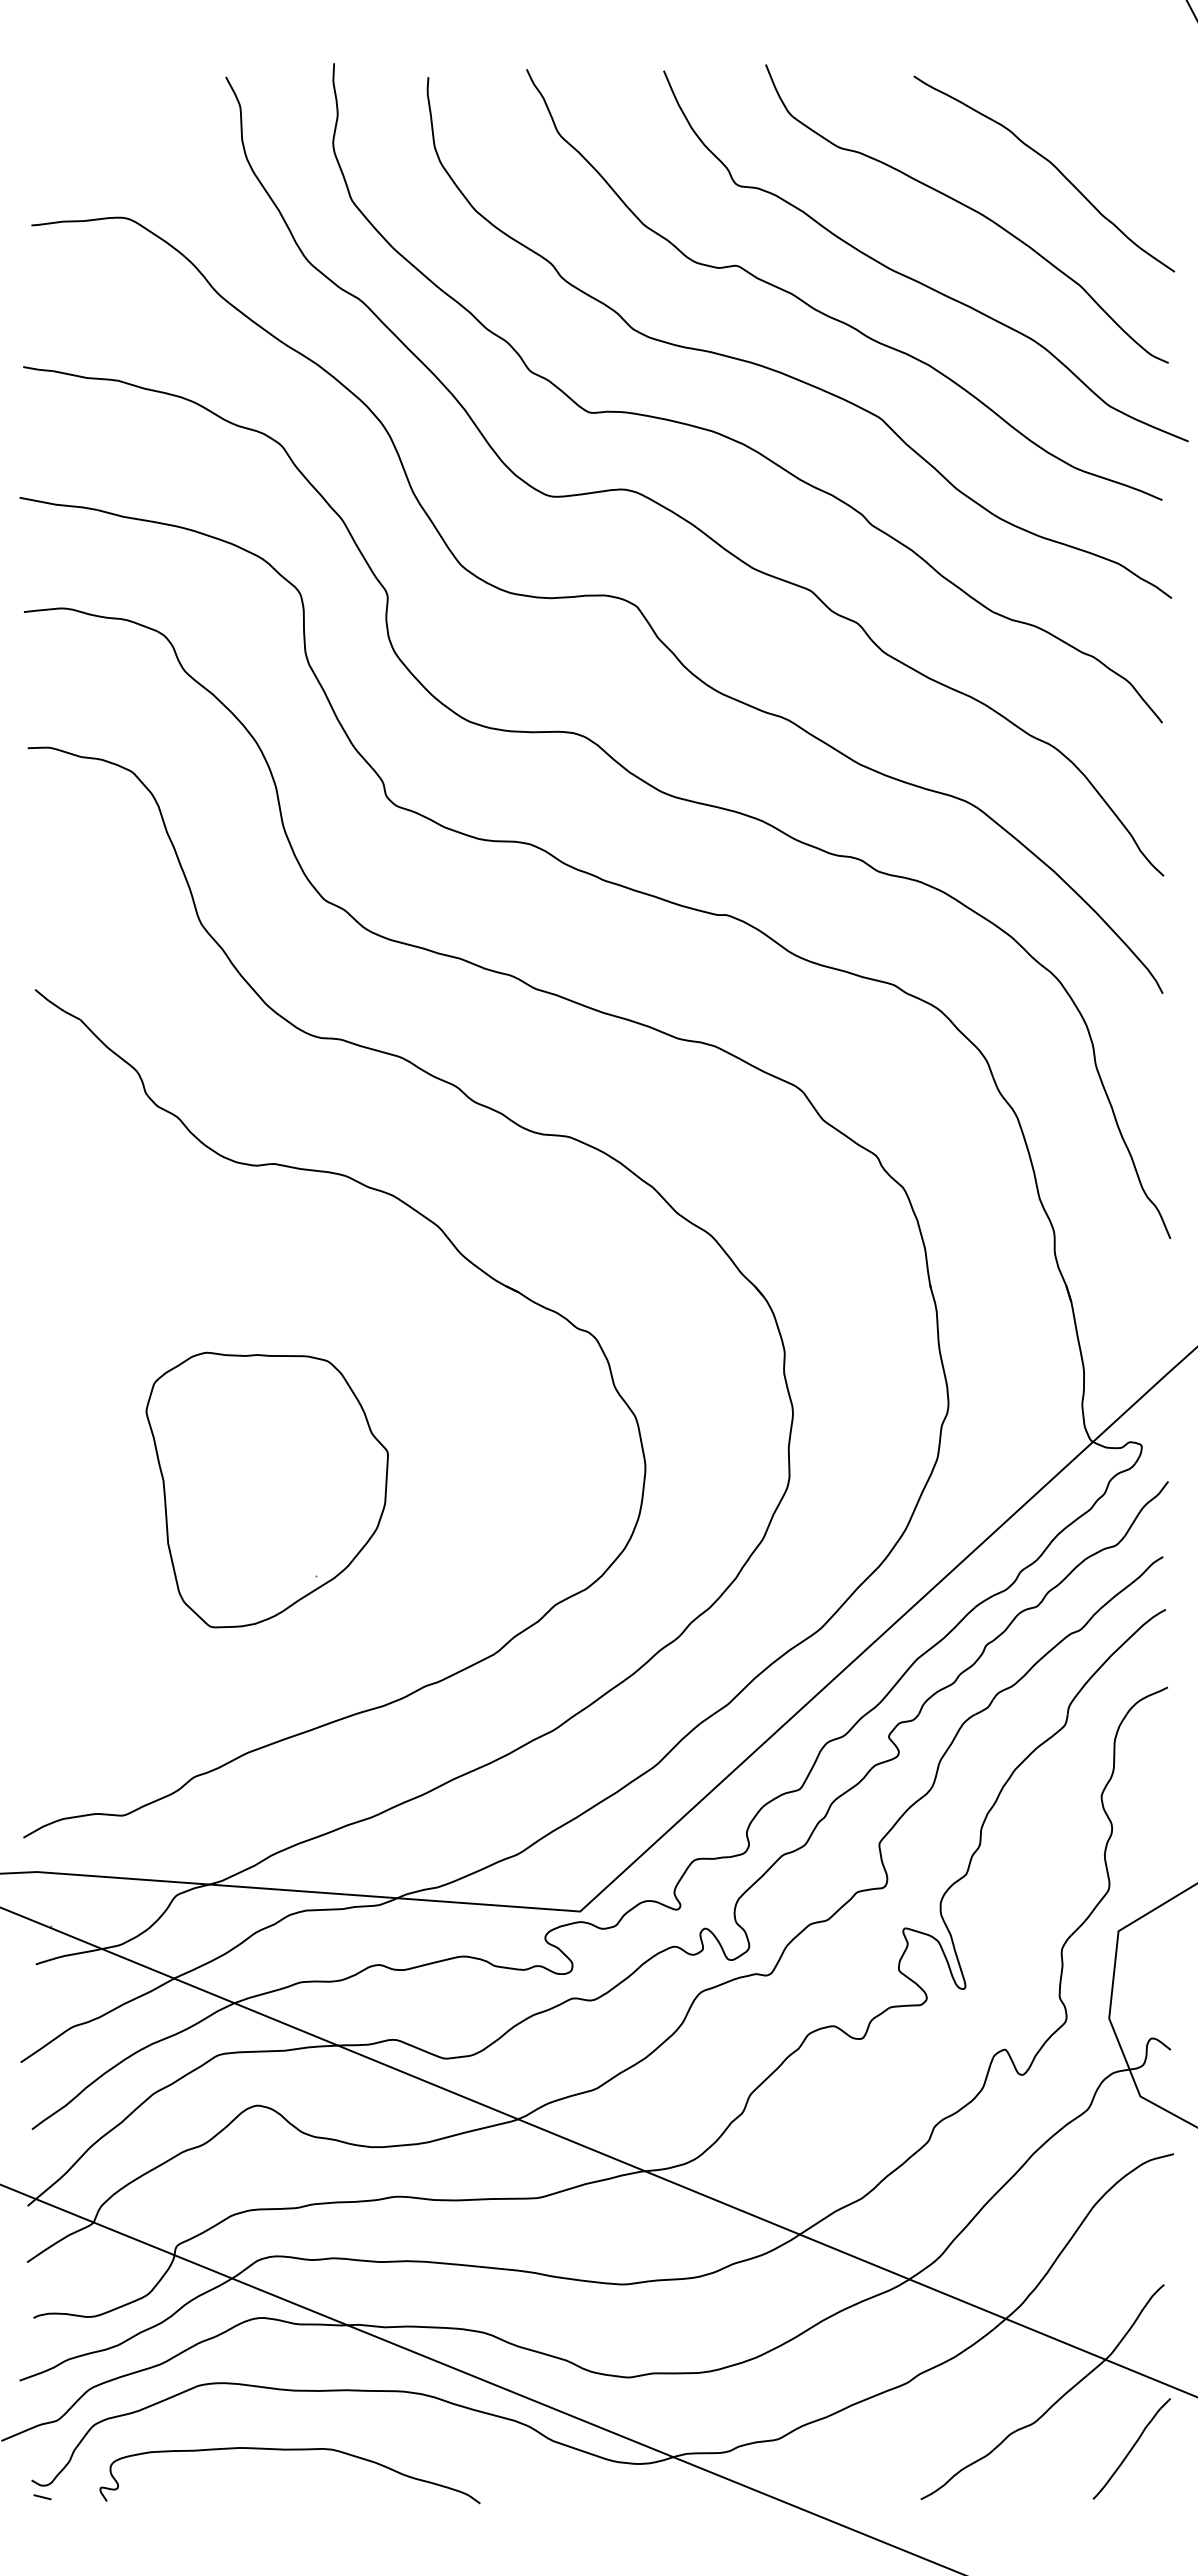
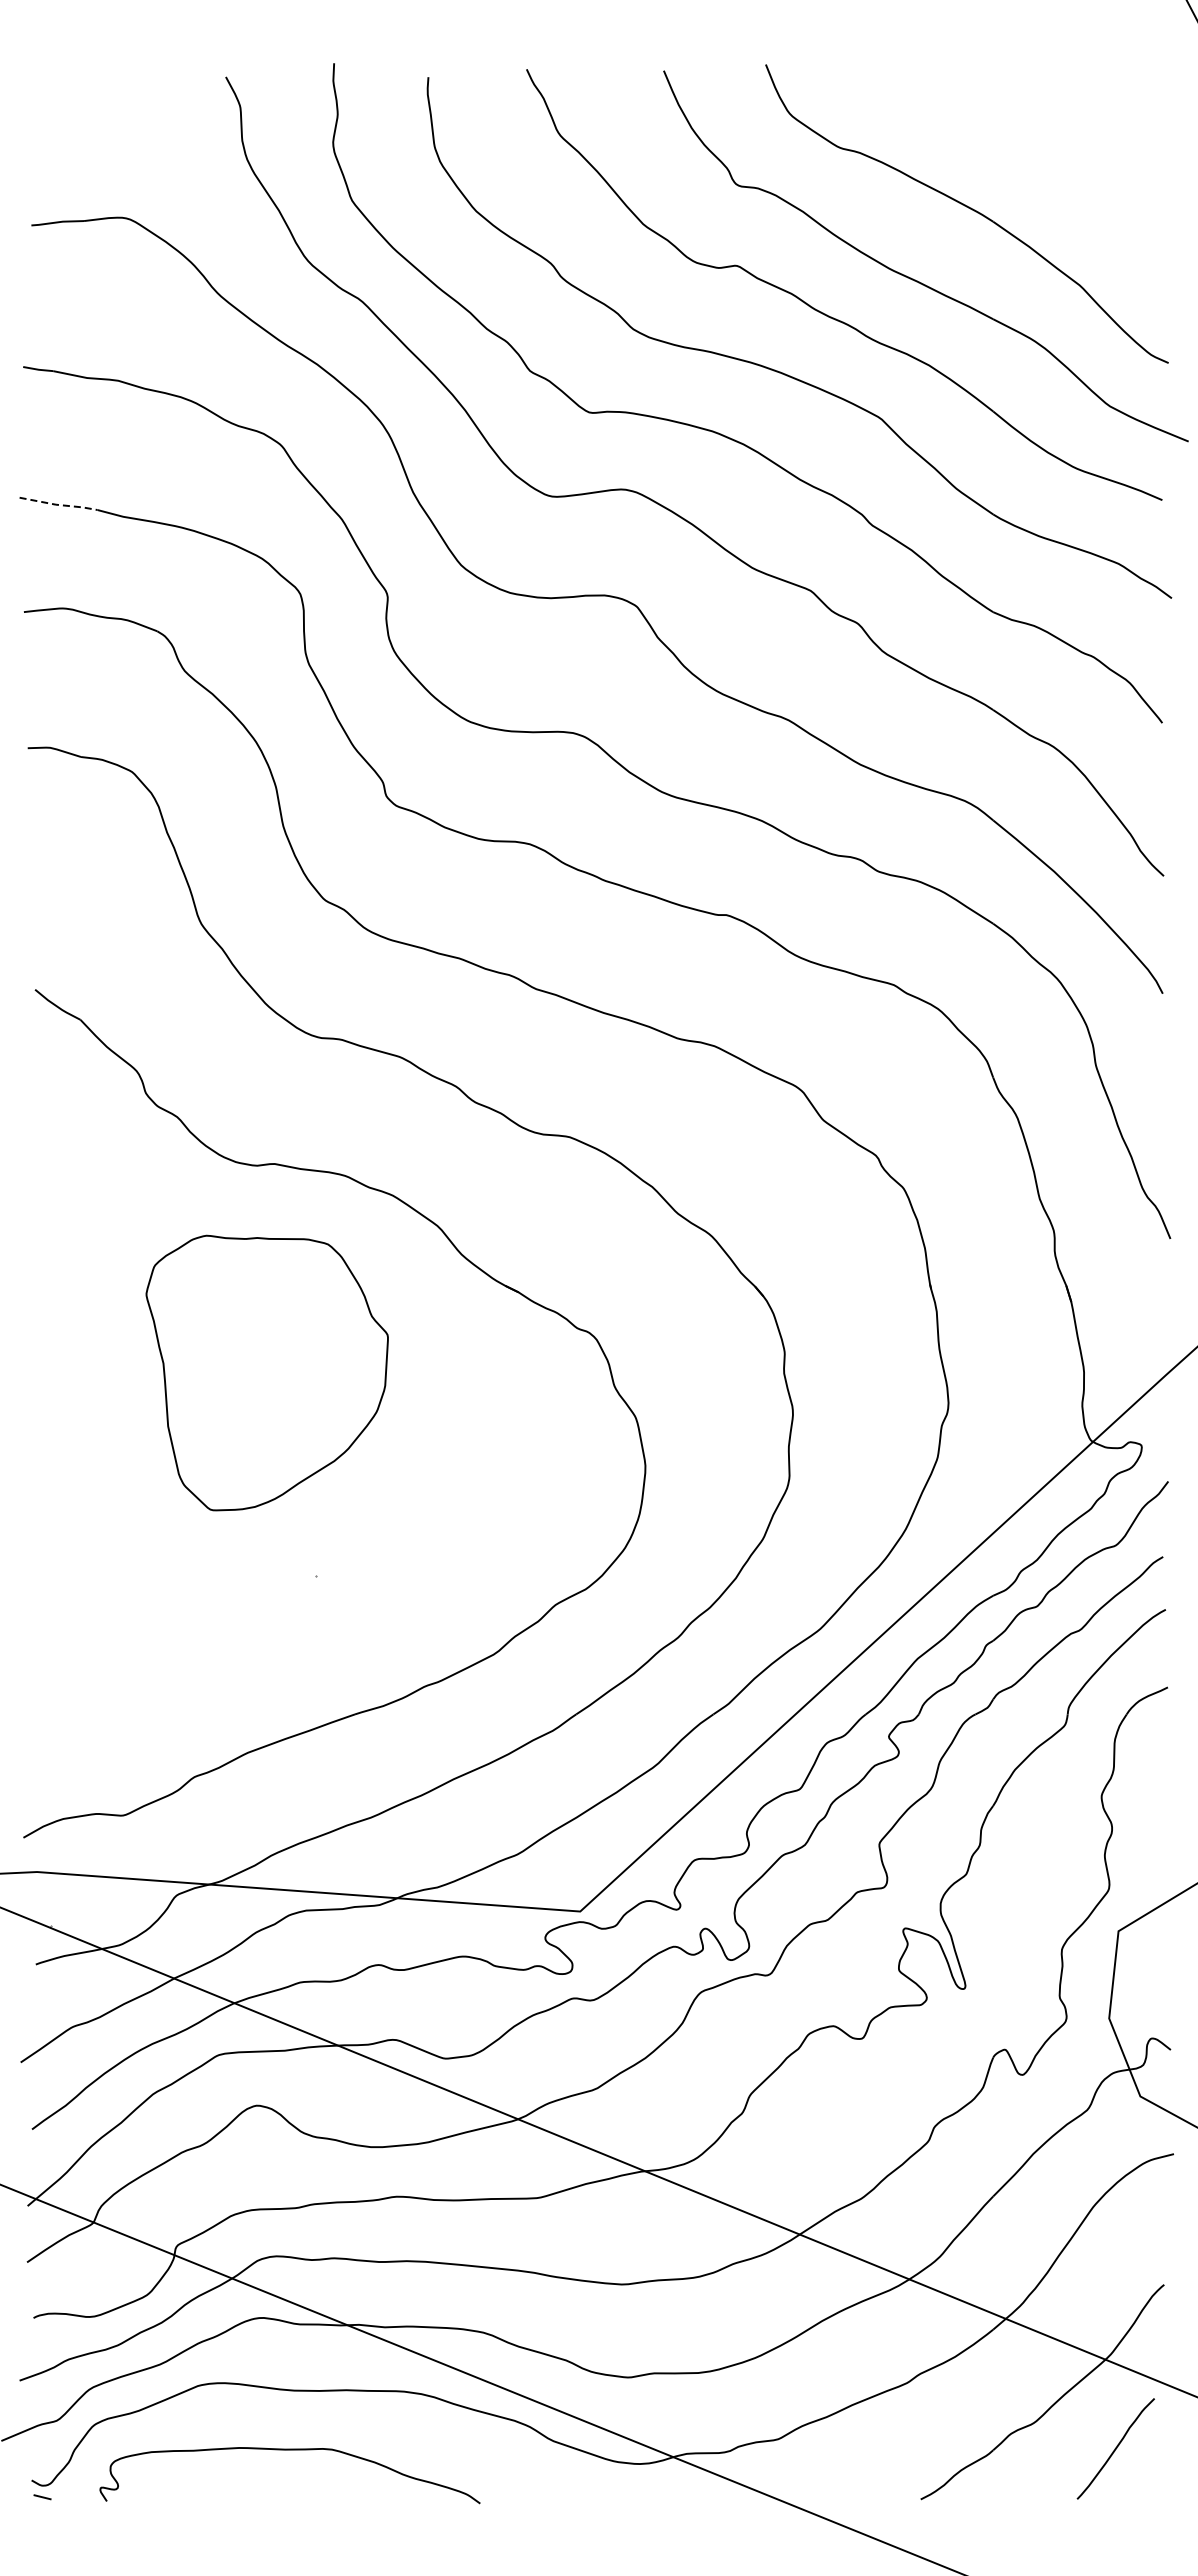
part: present -> none (1052, 165)
line: solid -> dashed (58, 504)
part position: (266, 1489) -> (266, 1372) (266, 1372)
curve position: (1131, 2448) -> (1115, 2448) (1115, 2448)
